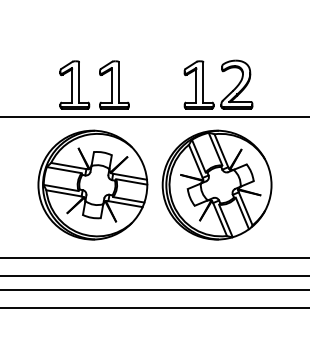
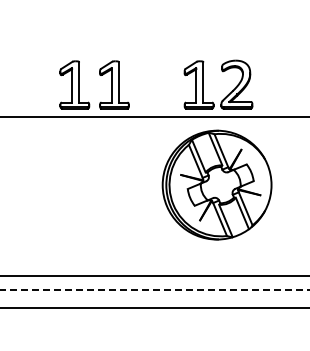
part: present -> none (92, 184)
line: present -> none (154, 257)
line: solid -> dashed (155, 290)
